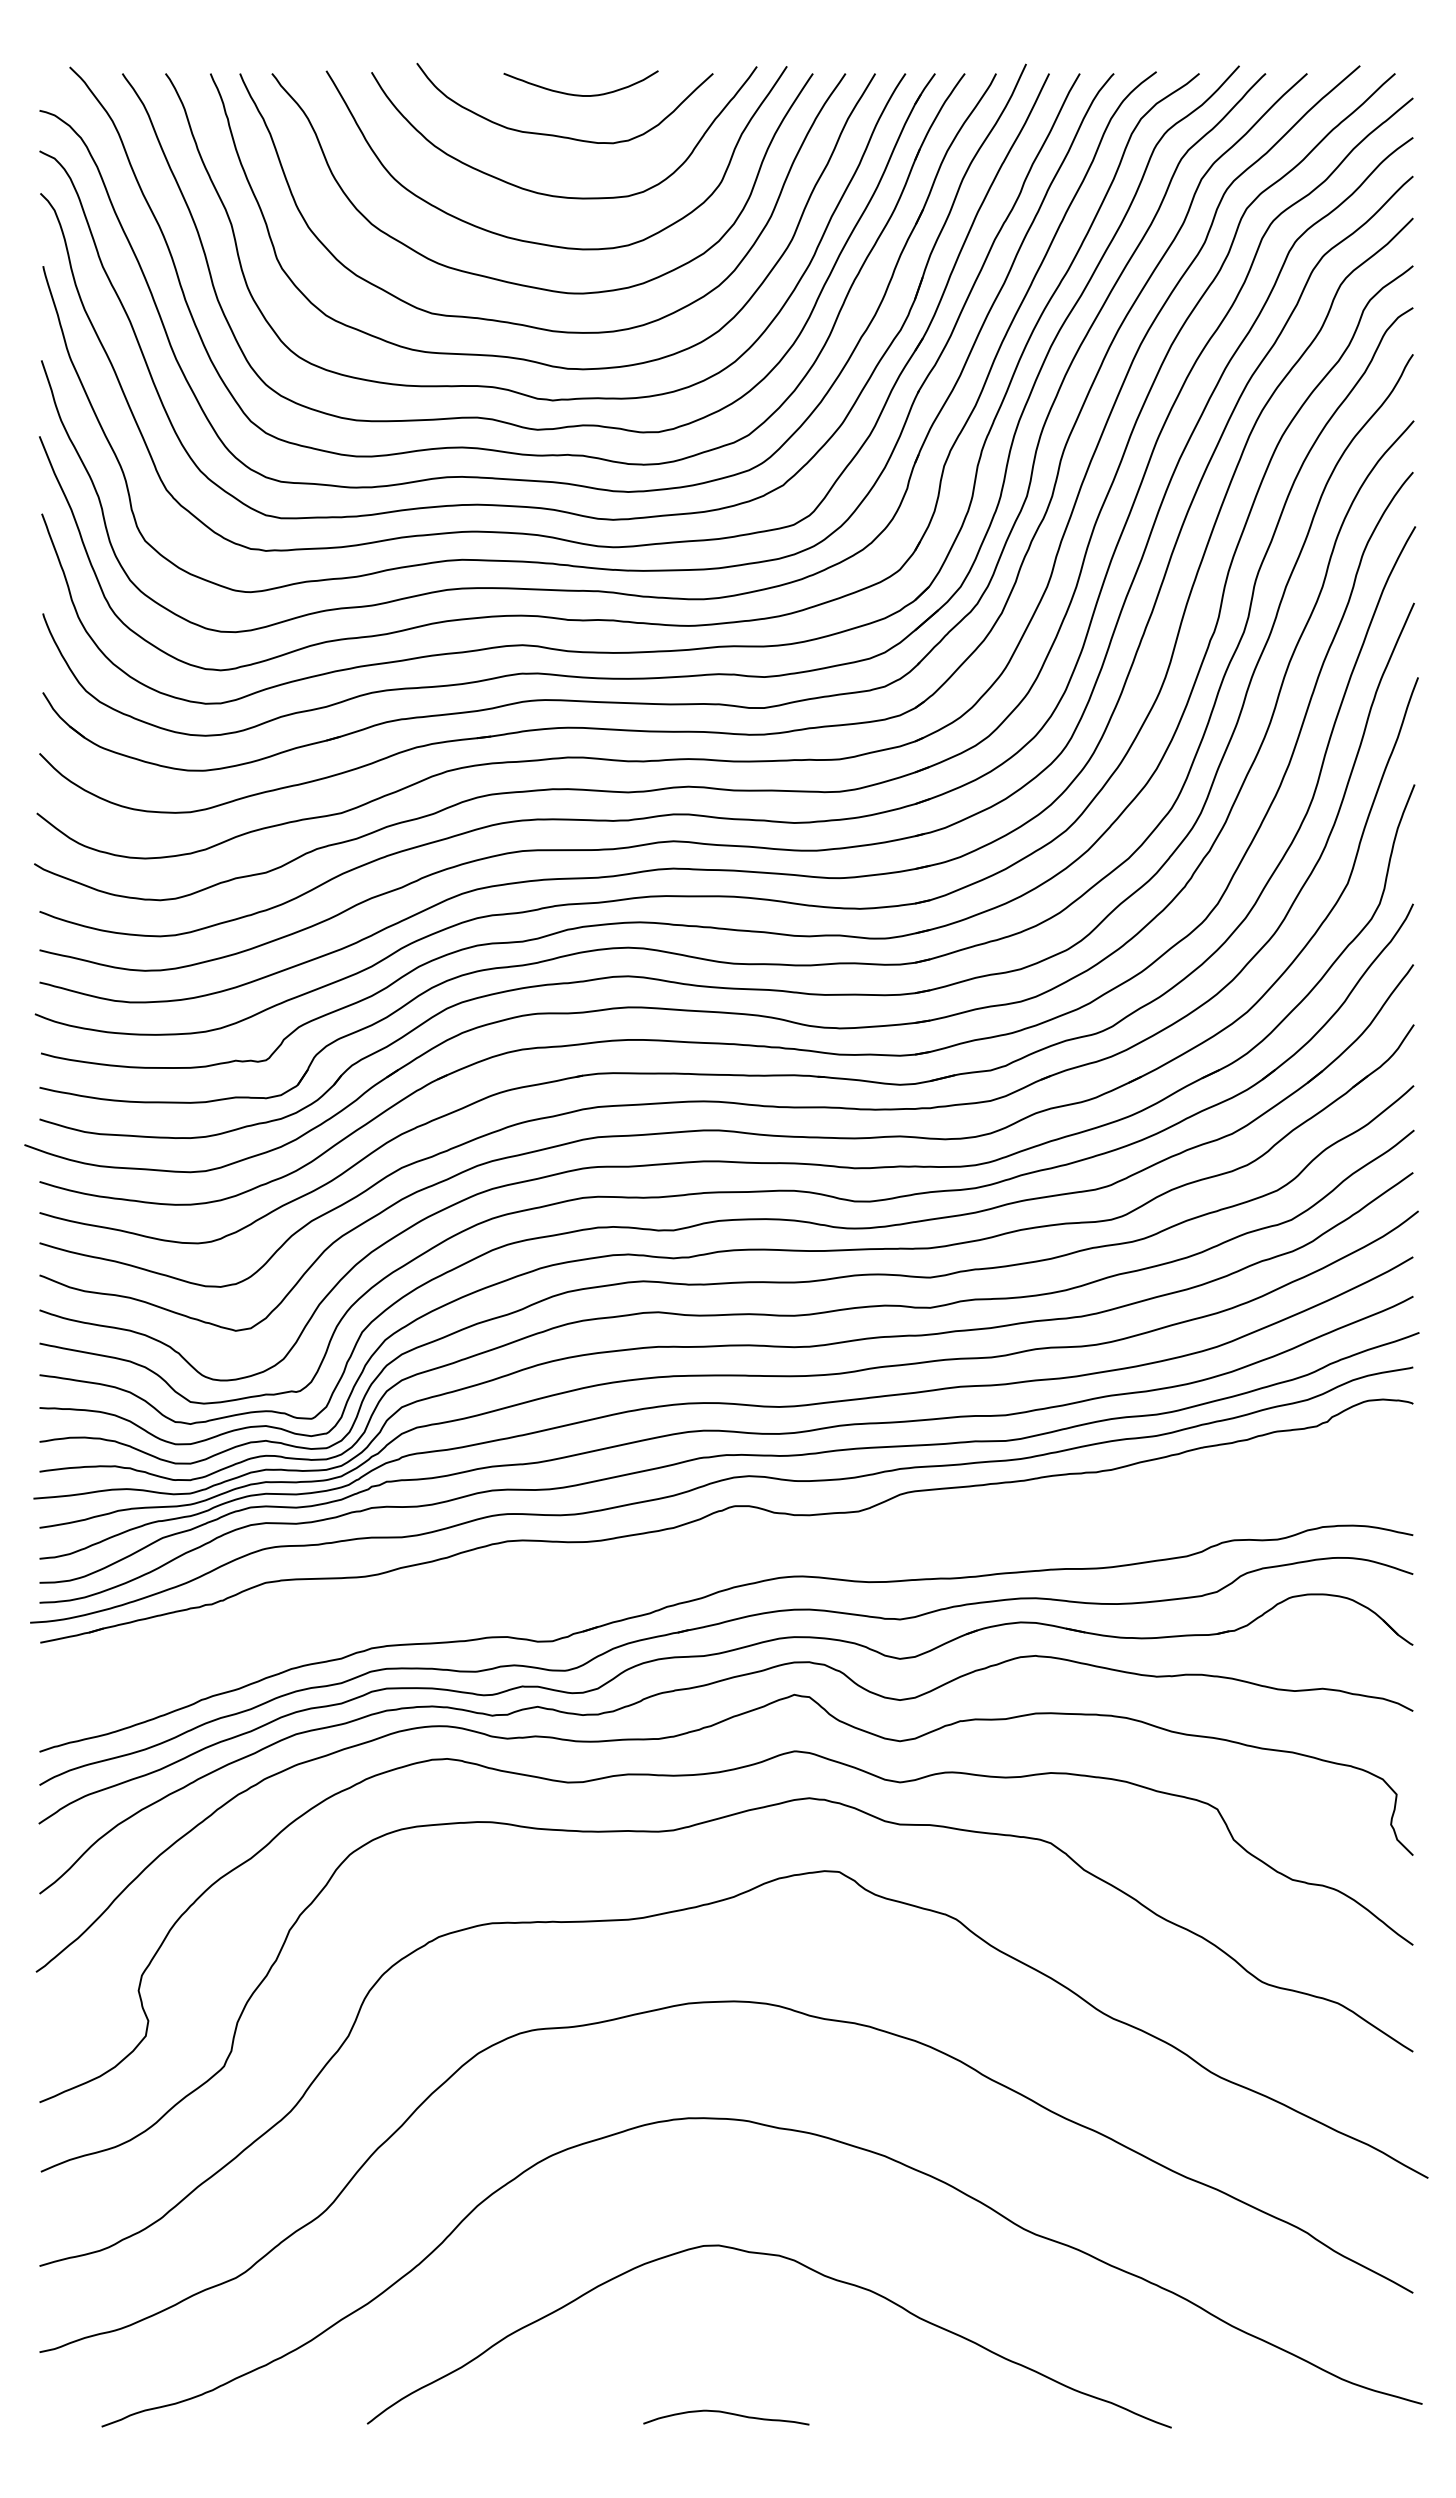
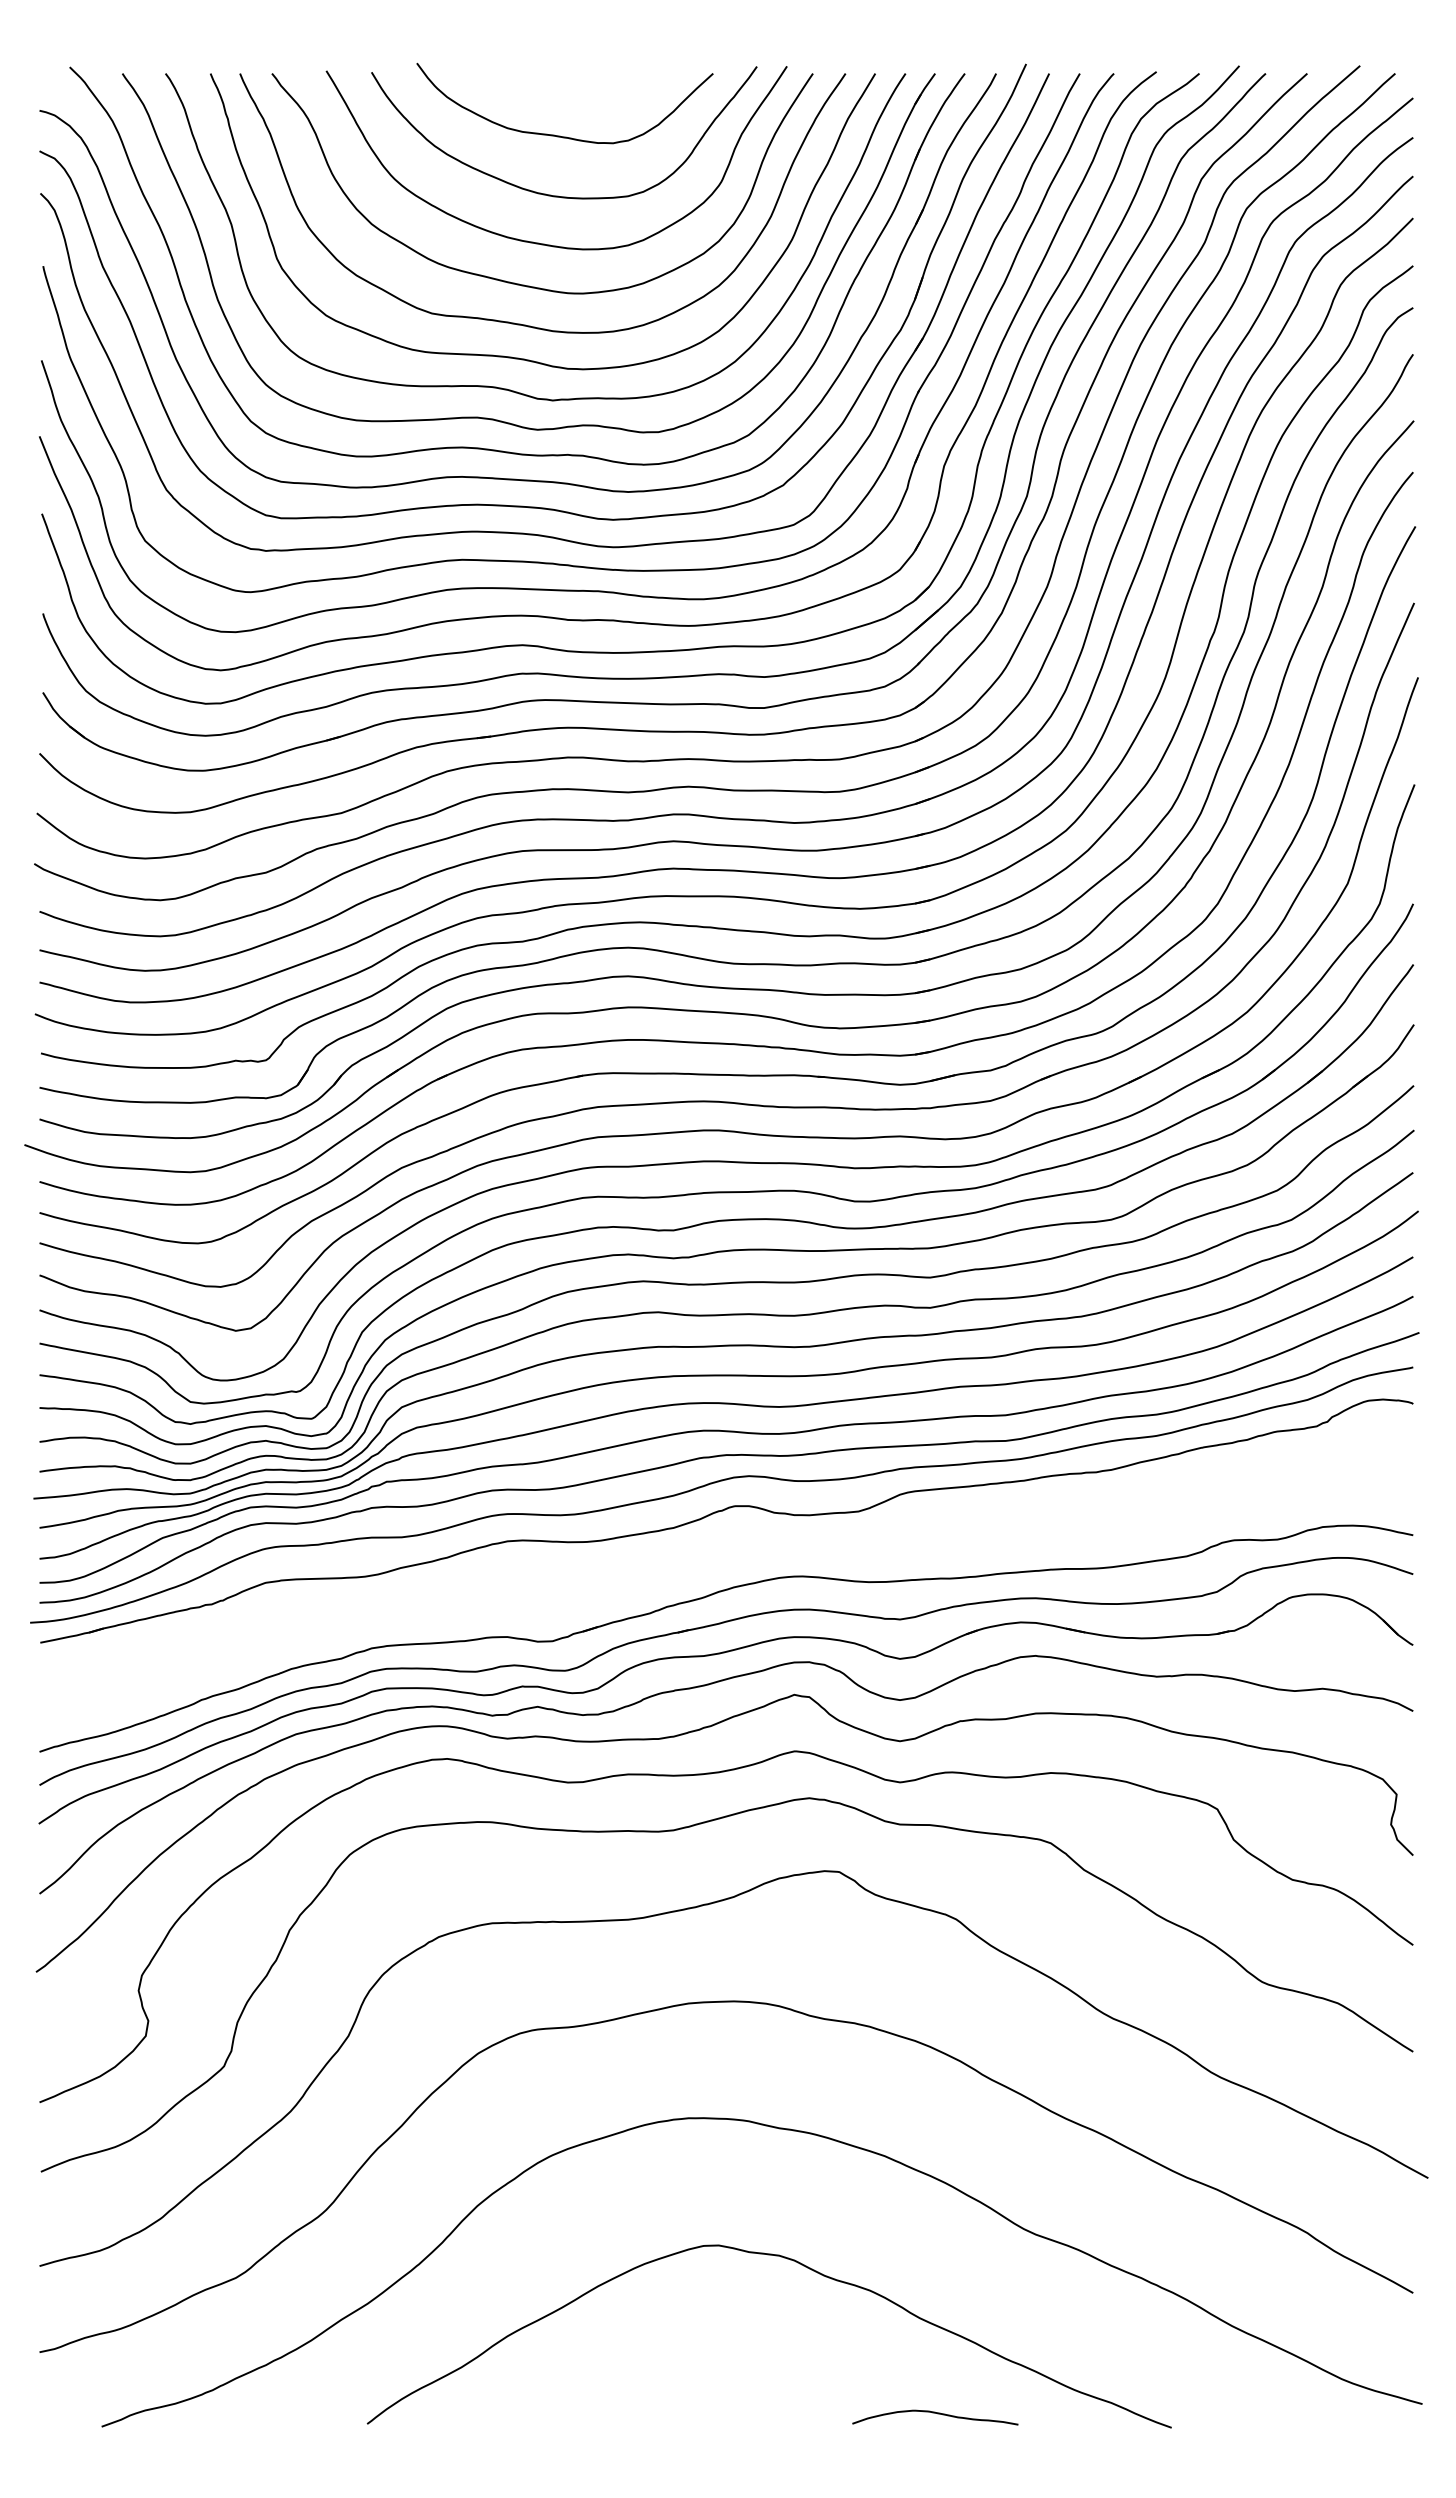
curve: present -> none (580, 94)
curve position: (728, 2414) -> (937, 2414) (937, 2414)
